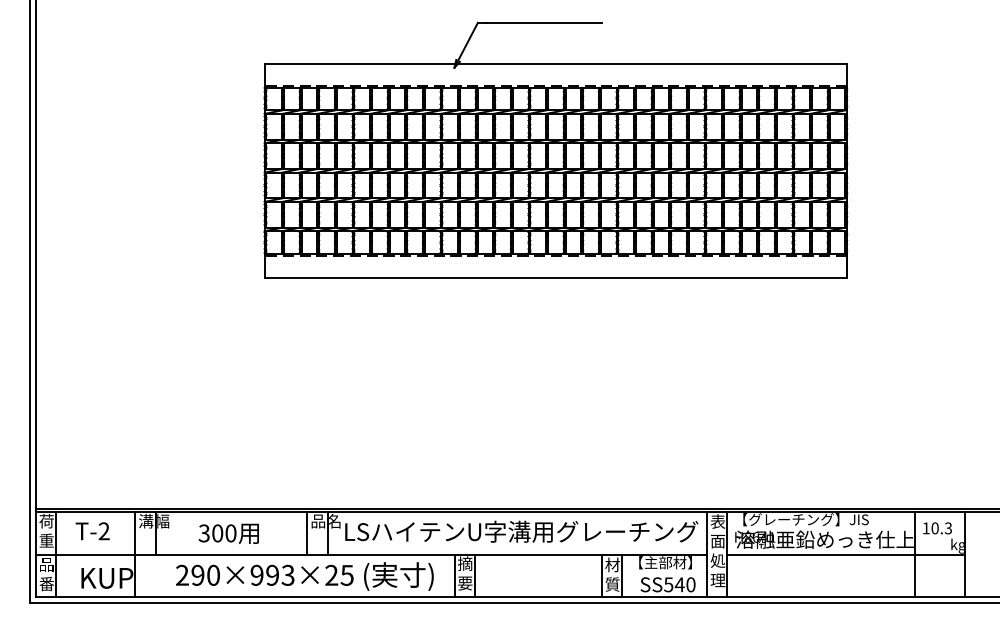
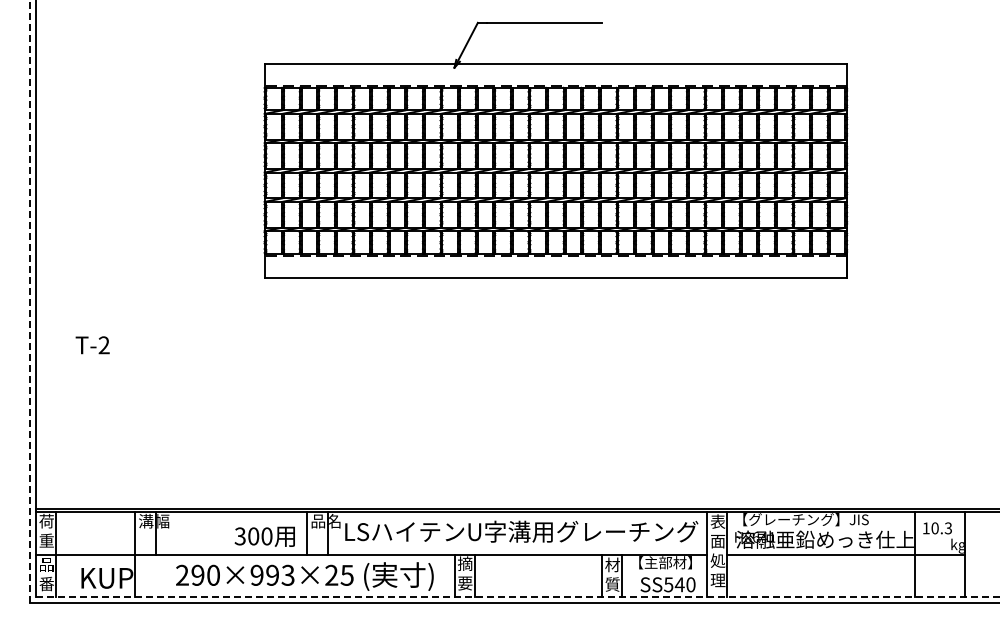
line: solid -> dashed (29, 301)
text position: (92, 531) -> (92, 345) (92, 345)
text position: (228, 533) -> (264, 536) (264, 536)
line: solid -> dashed (517, 597)
